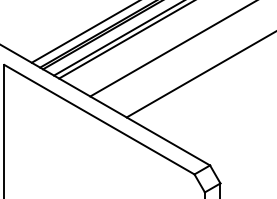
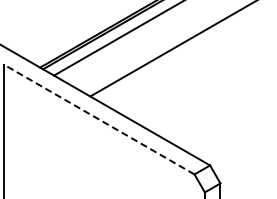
line: present -> none (83, 32)
line: present -> none (125, 40)
line: present -> none (199, 75)
line: solid -> dashed (99, 119)
